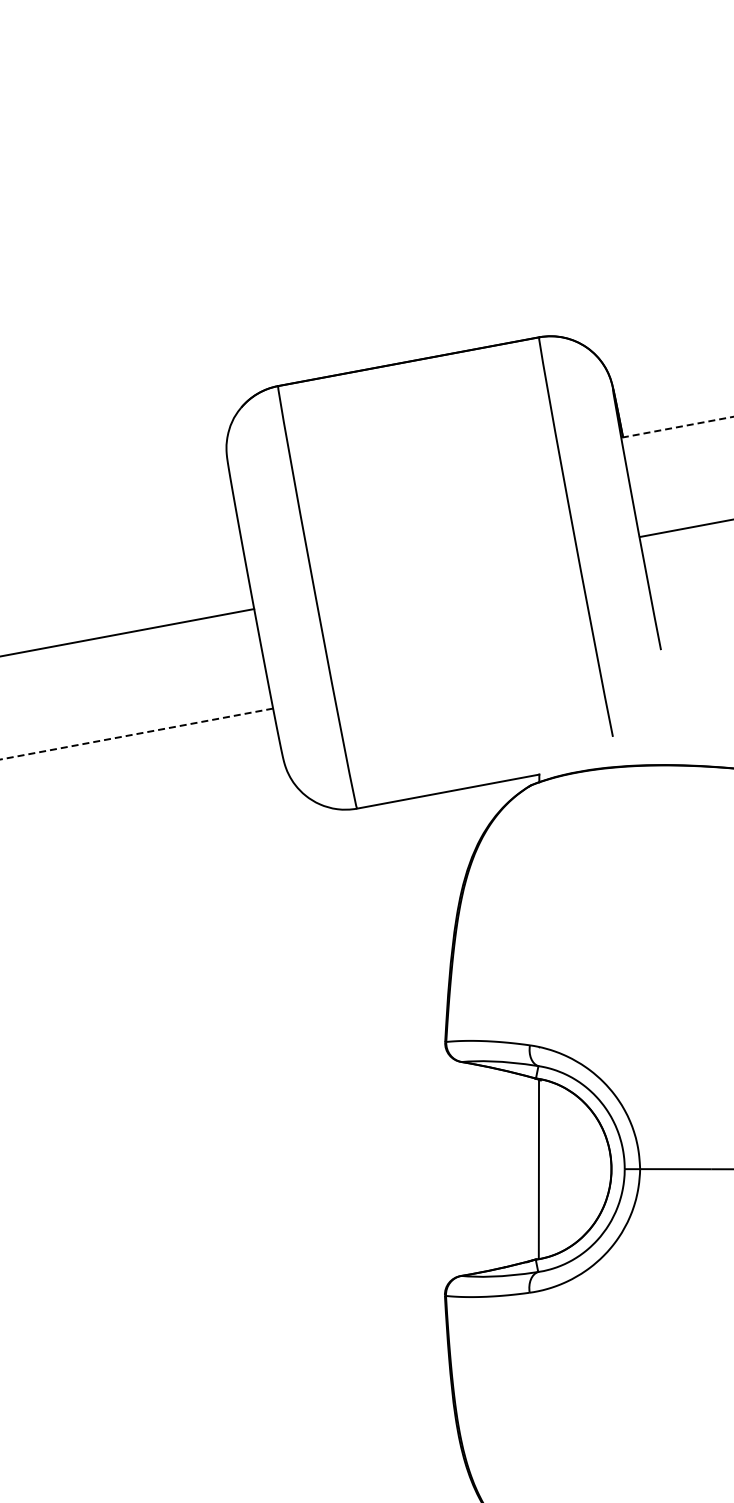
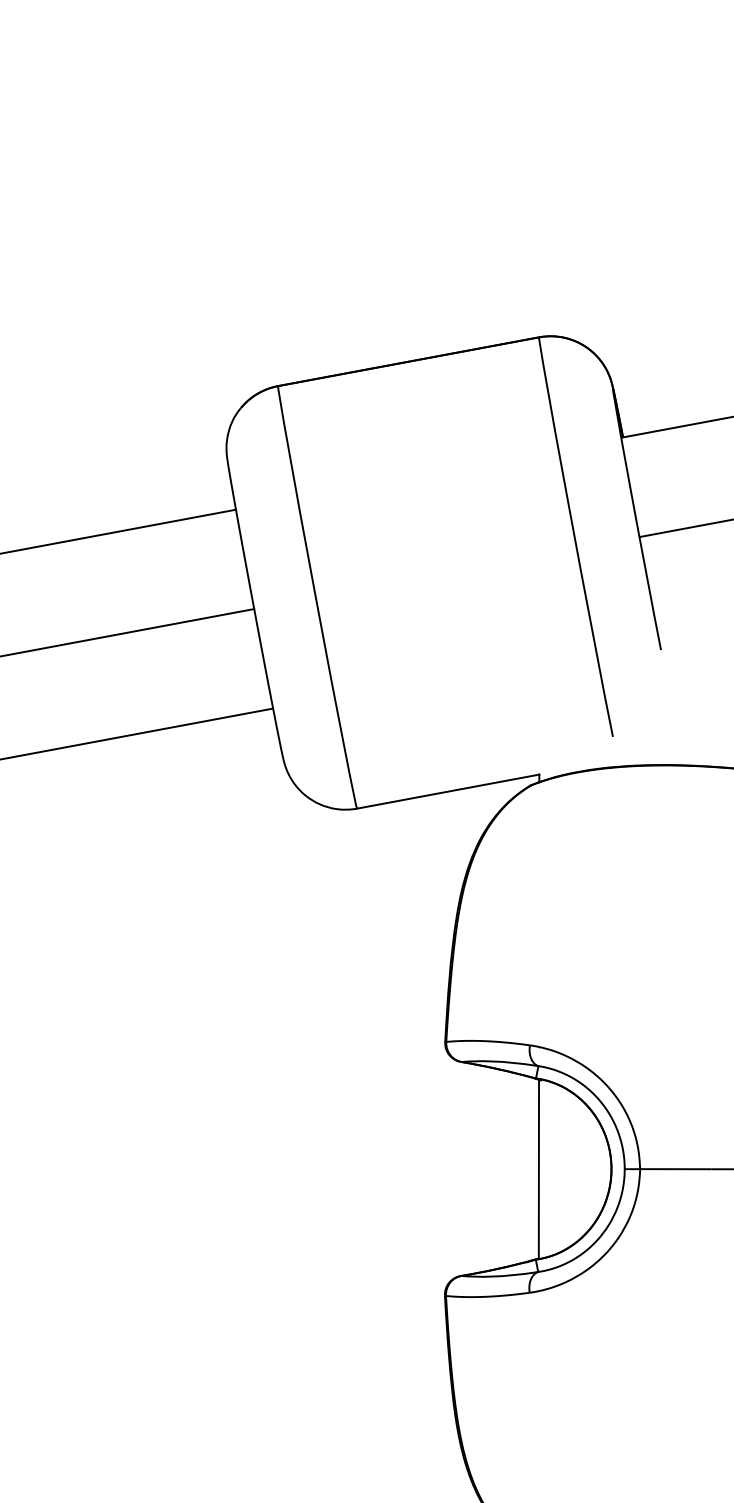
line: dashed -> solid (677, 427)
line: none -> present (118, 531)
line: dashed -> solid (136, 734)
